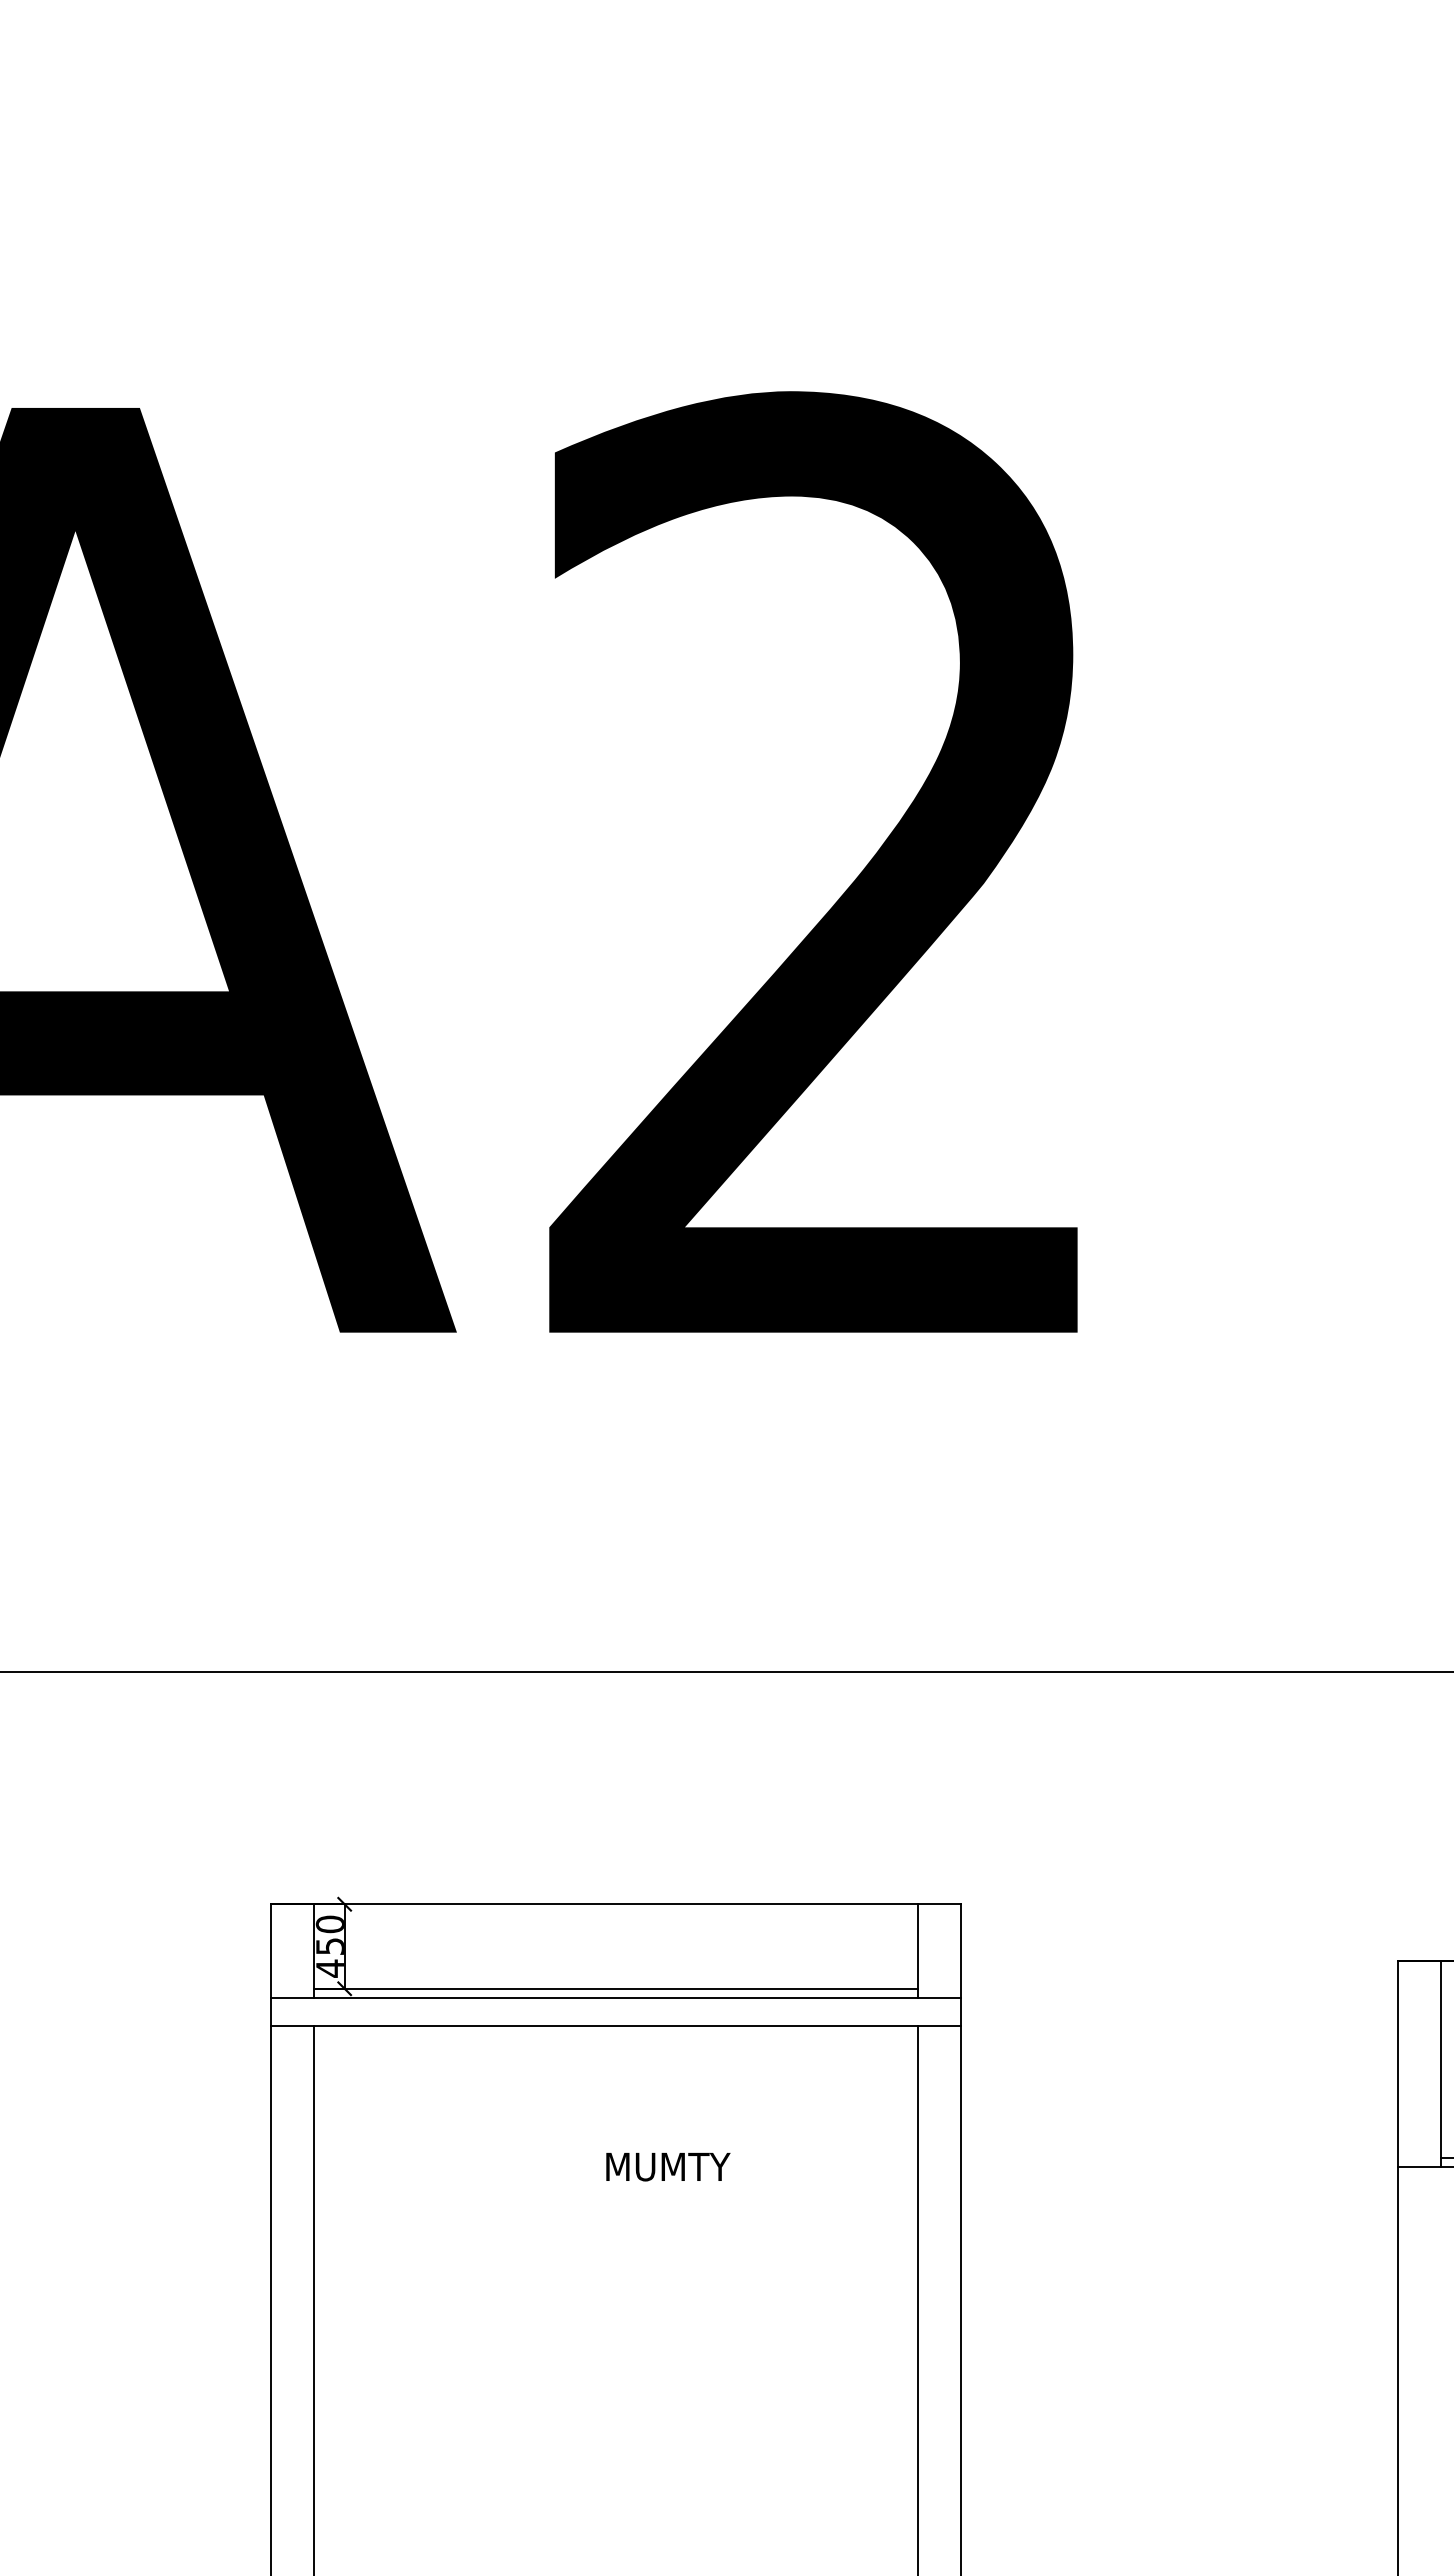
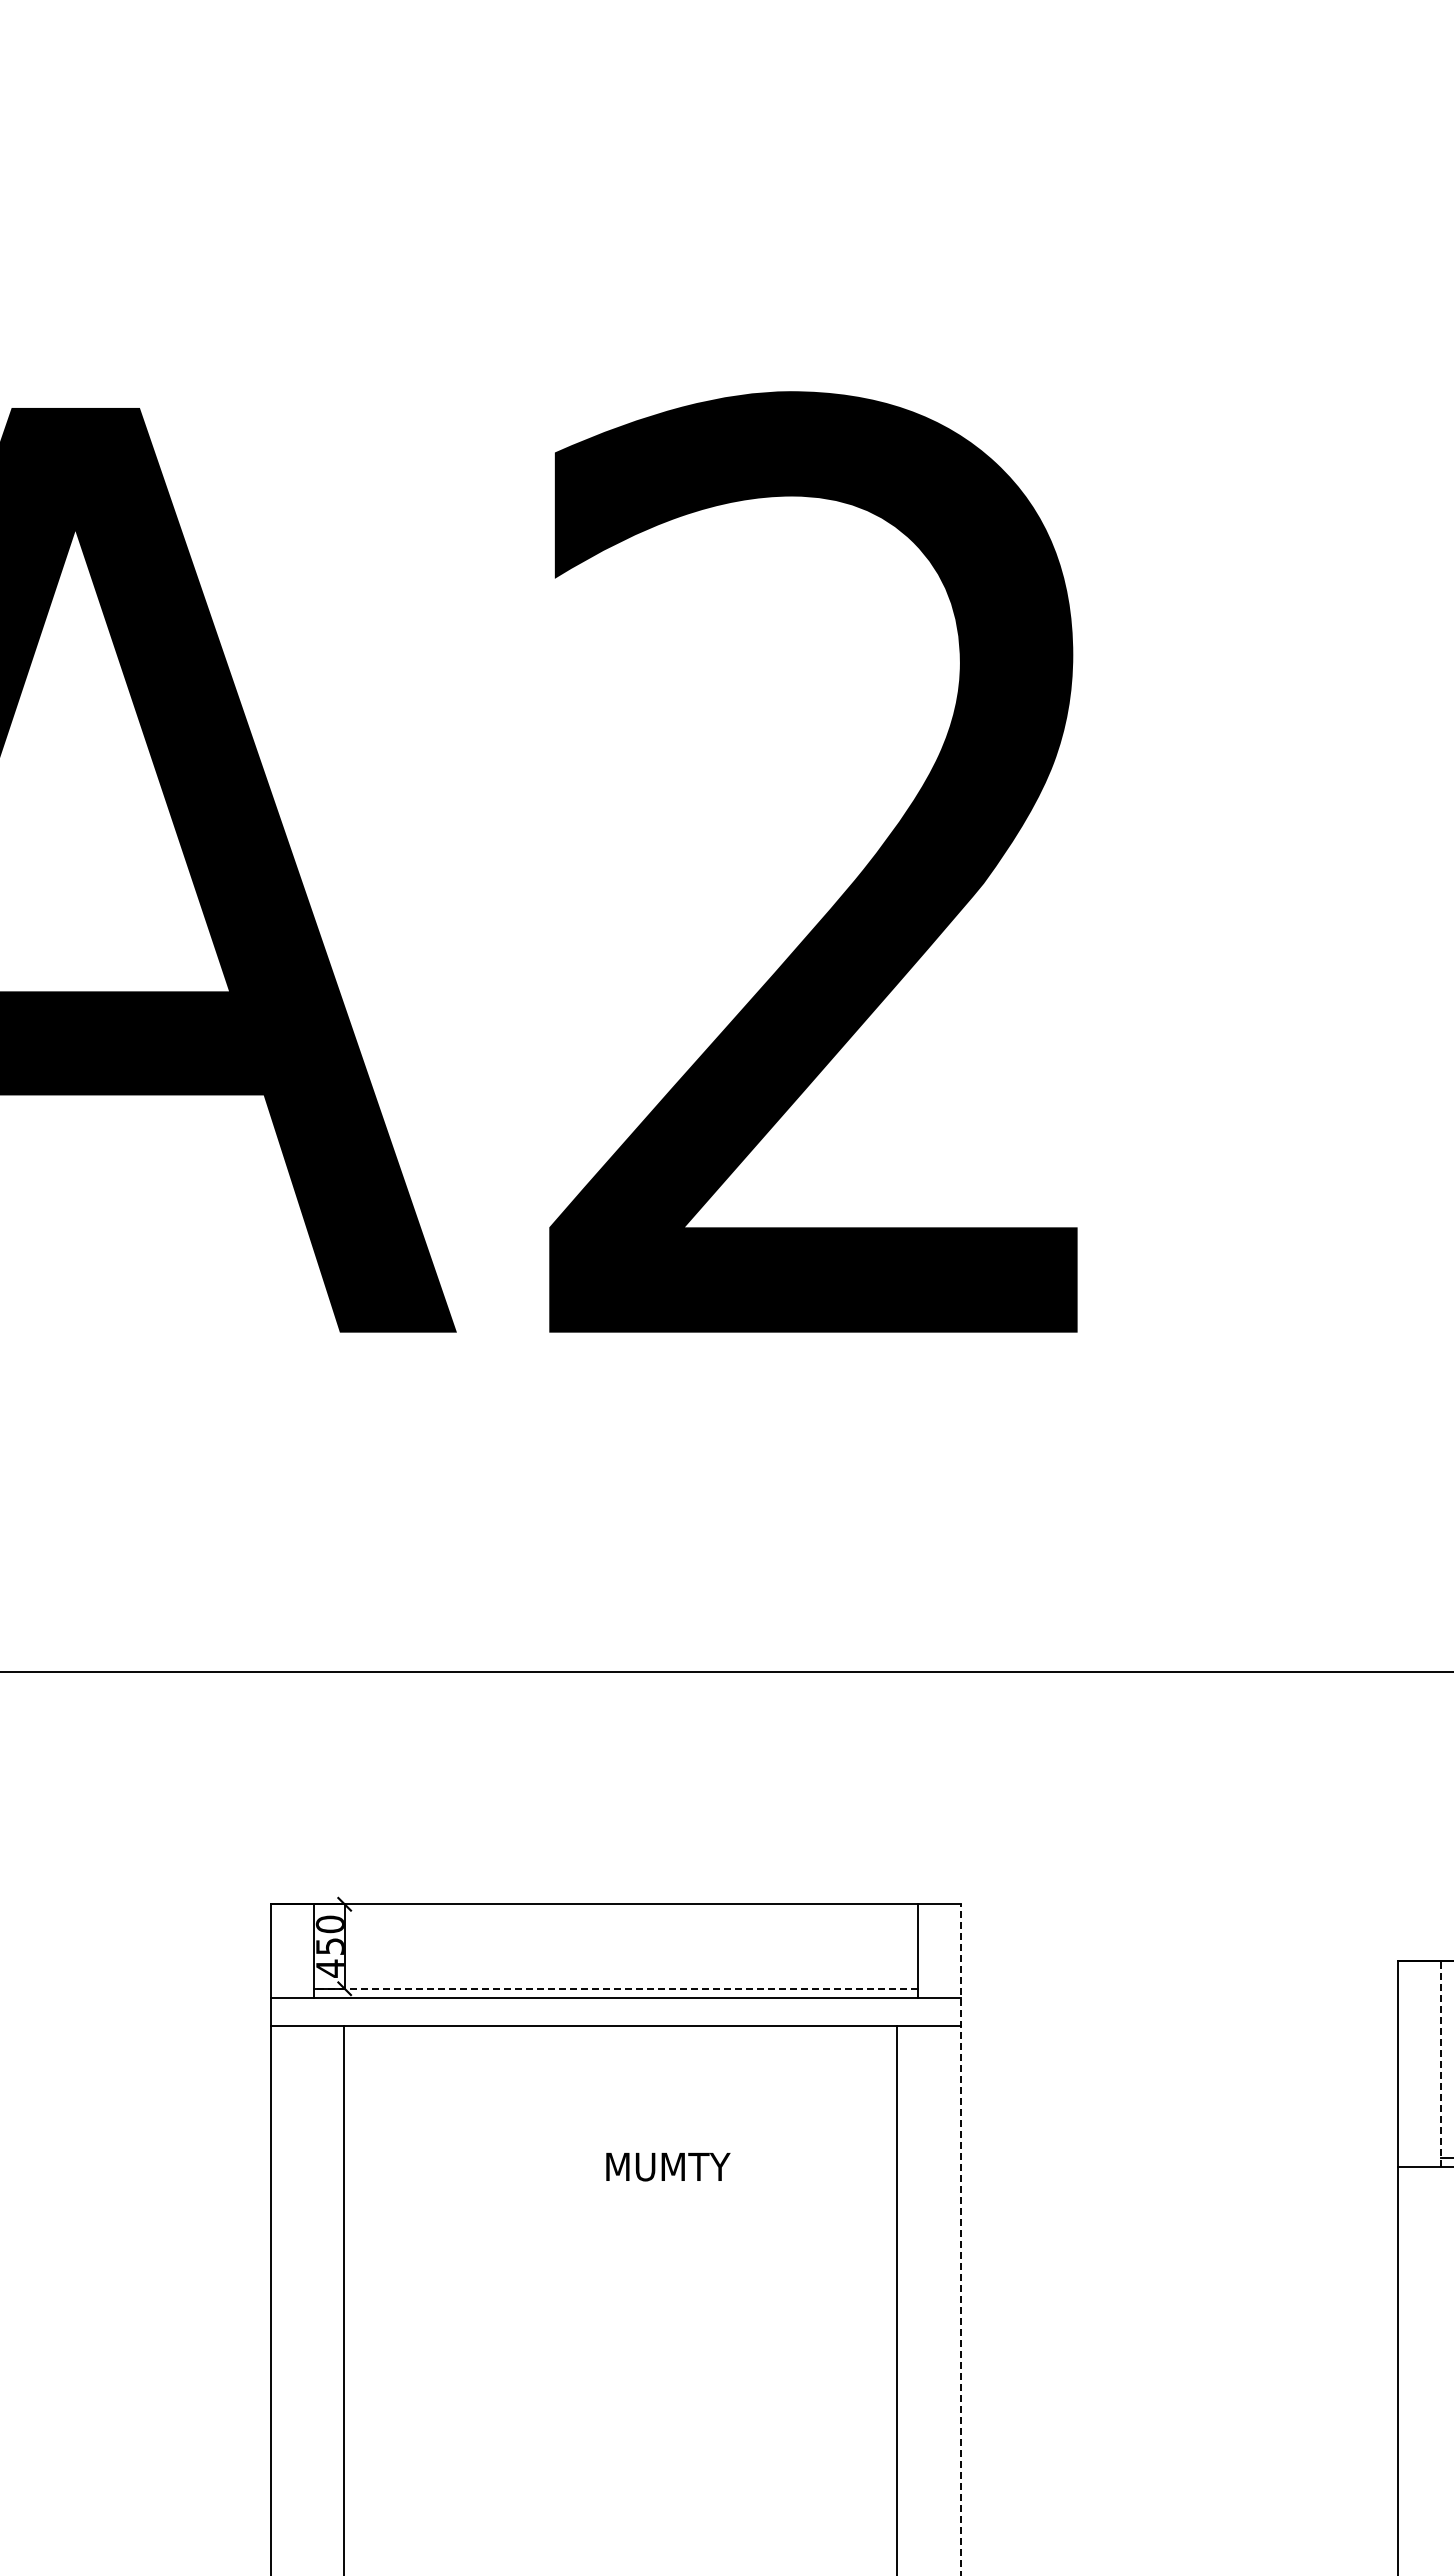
line: solid -> dashed (615, 1988)
line: solid -> dashed (1440, 2063)
line: solid -> dashed (961, 2239)
line position: (313, 2299) -> (343, 2299) (343, 2299)
line position: (918, 2299) -> (897, 2299) (897, 2299)
